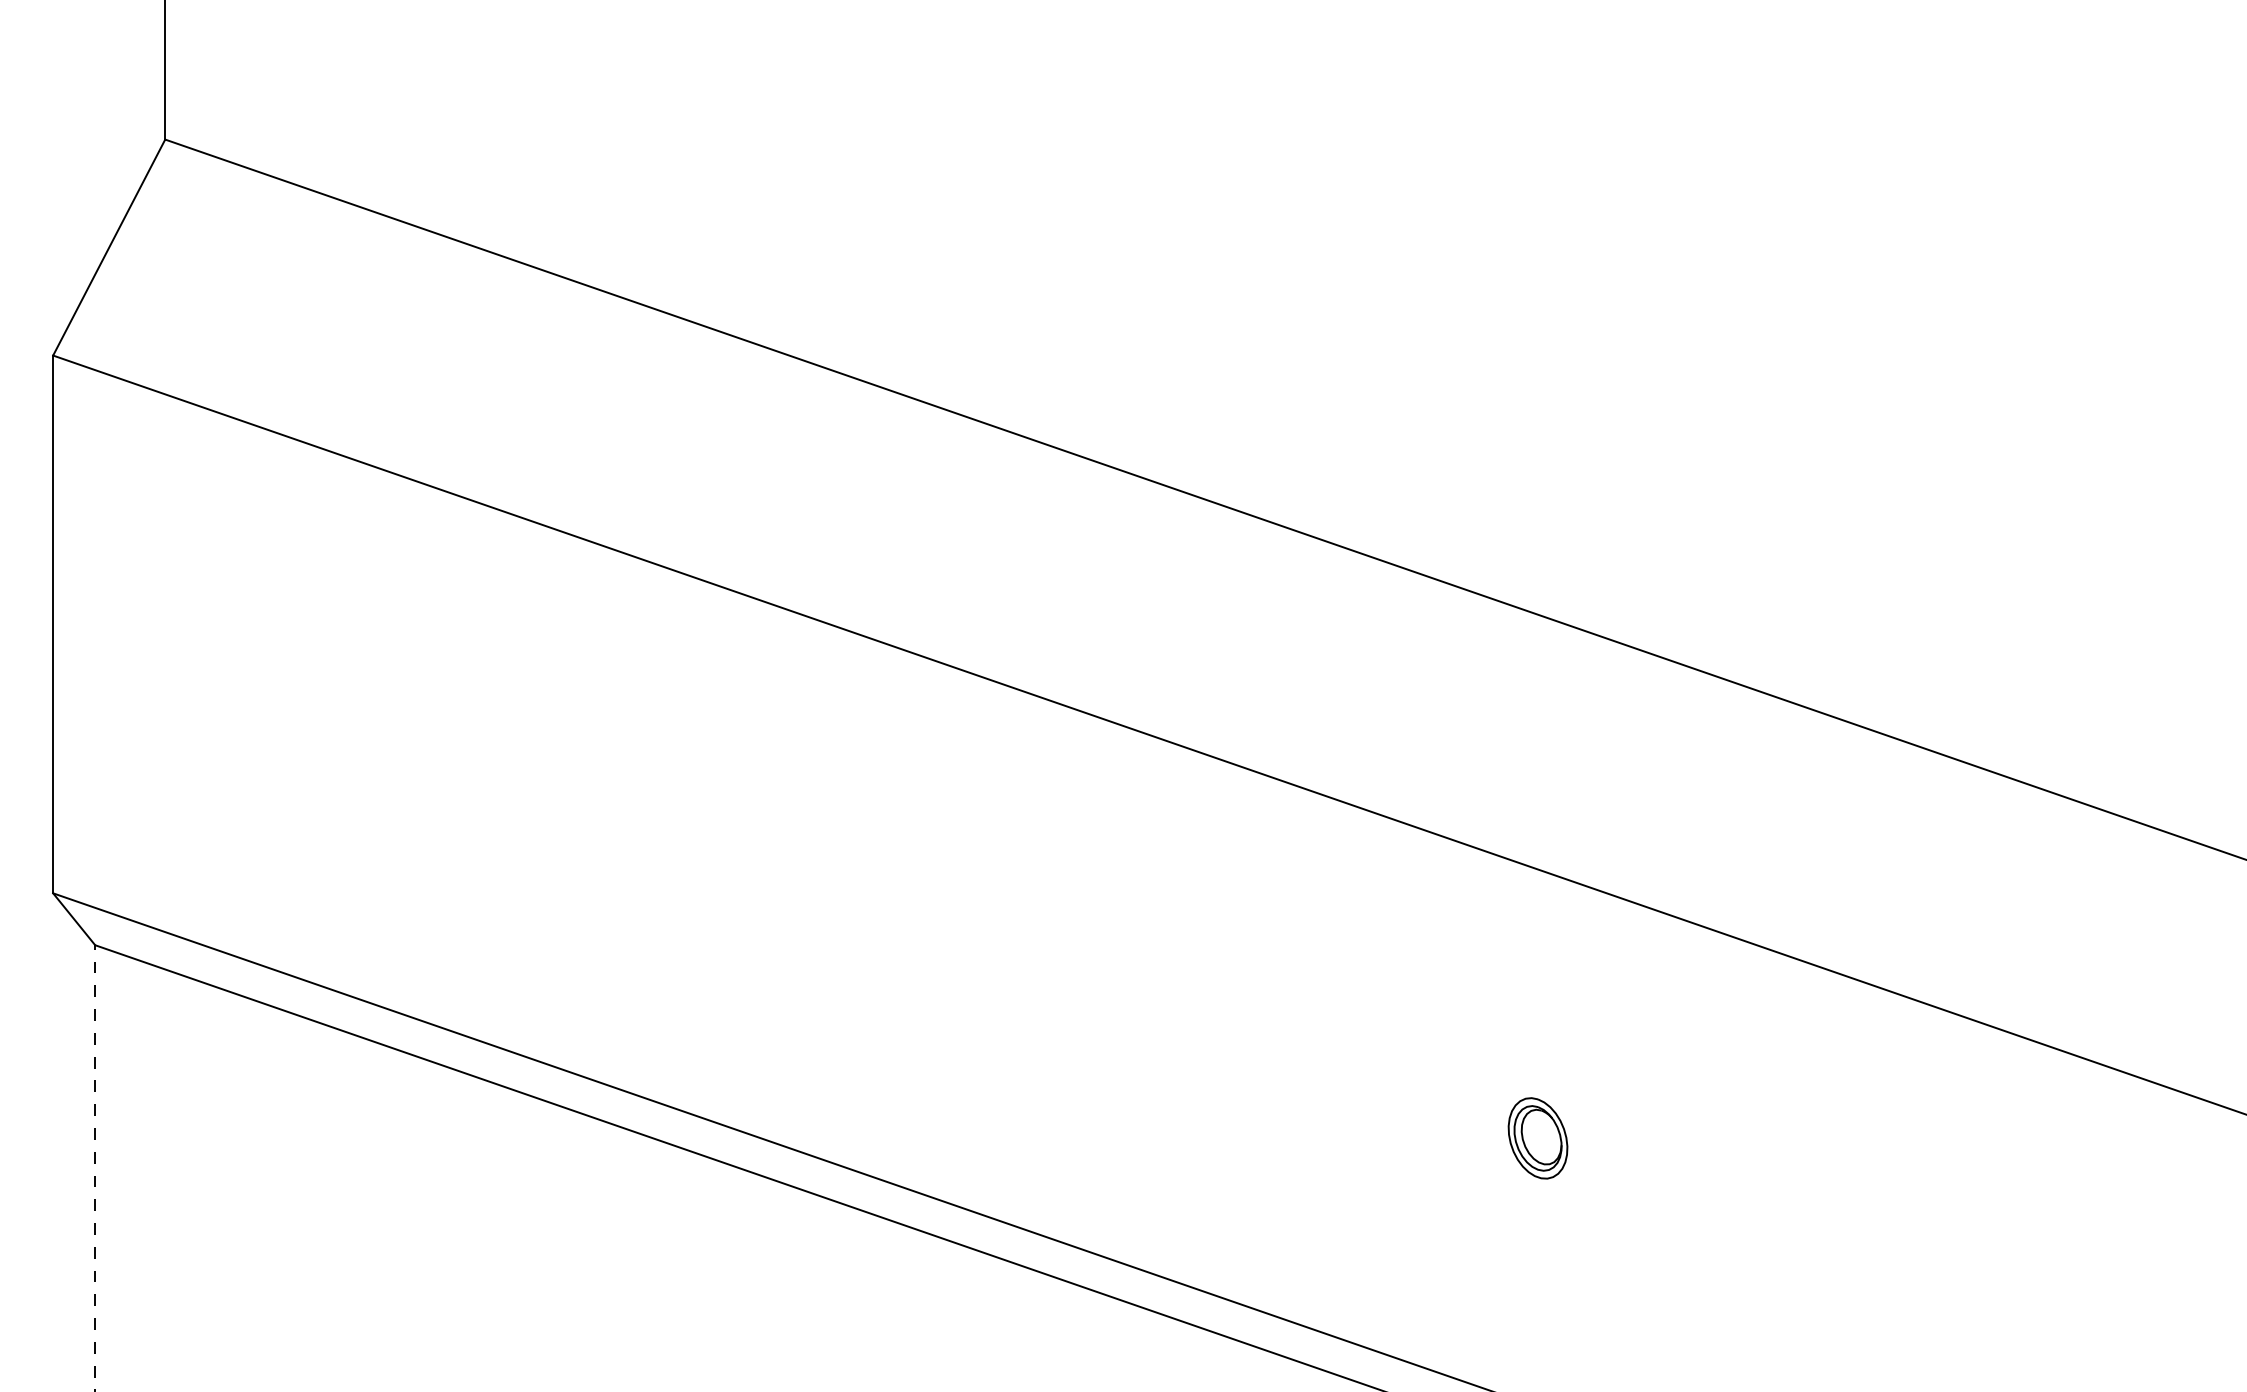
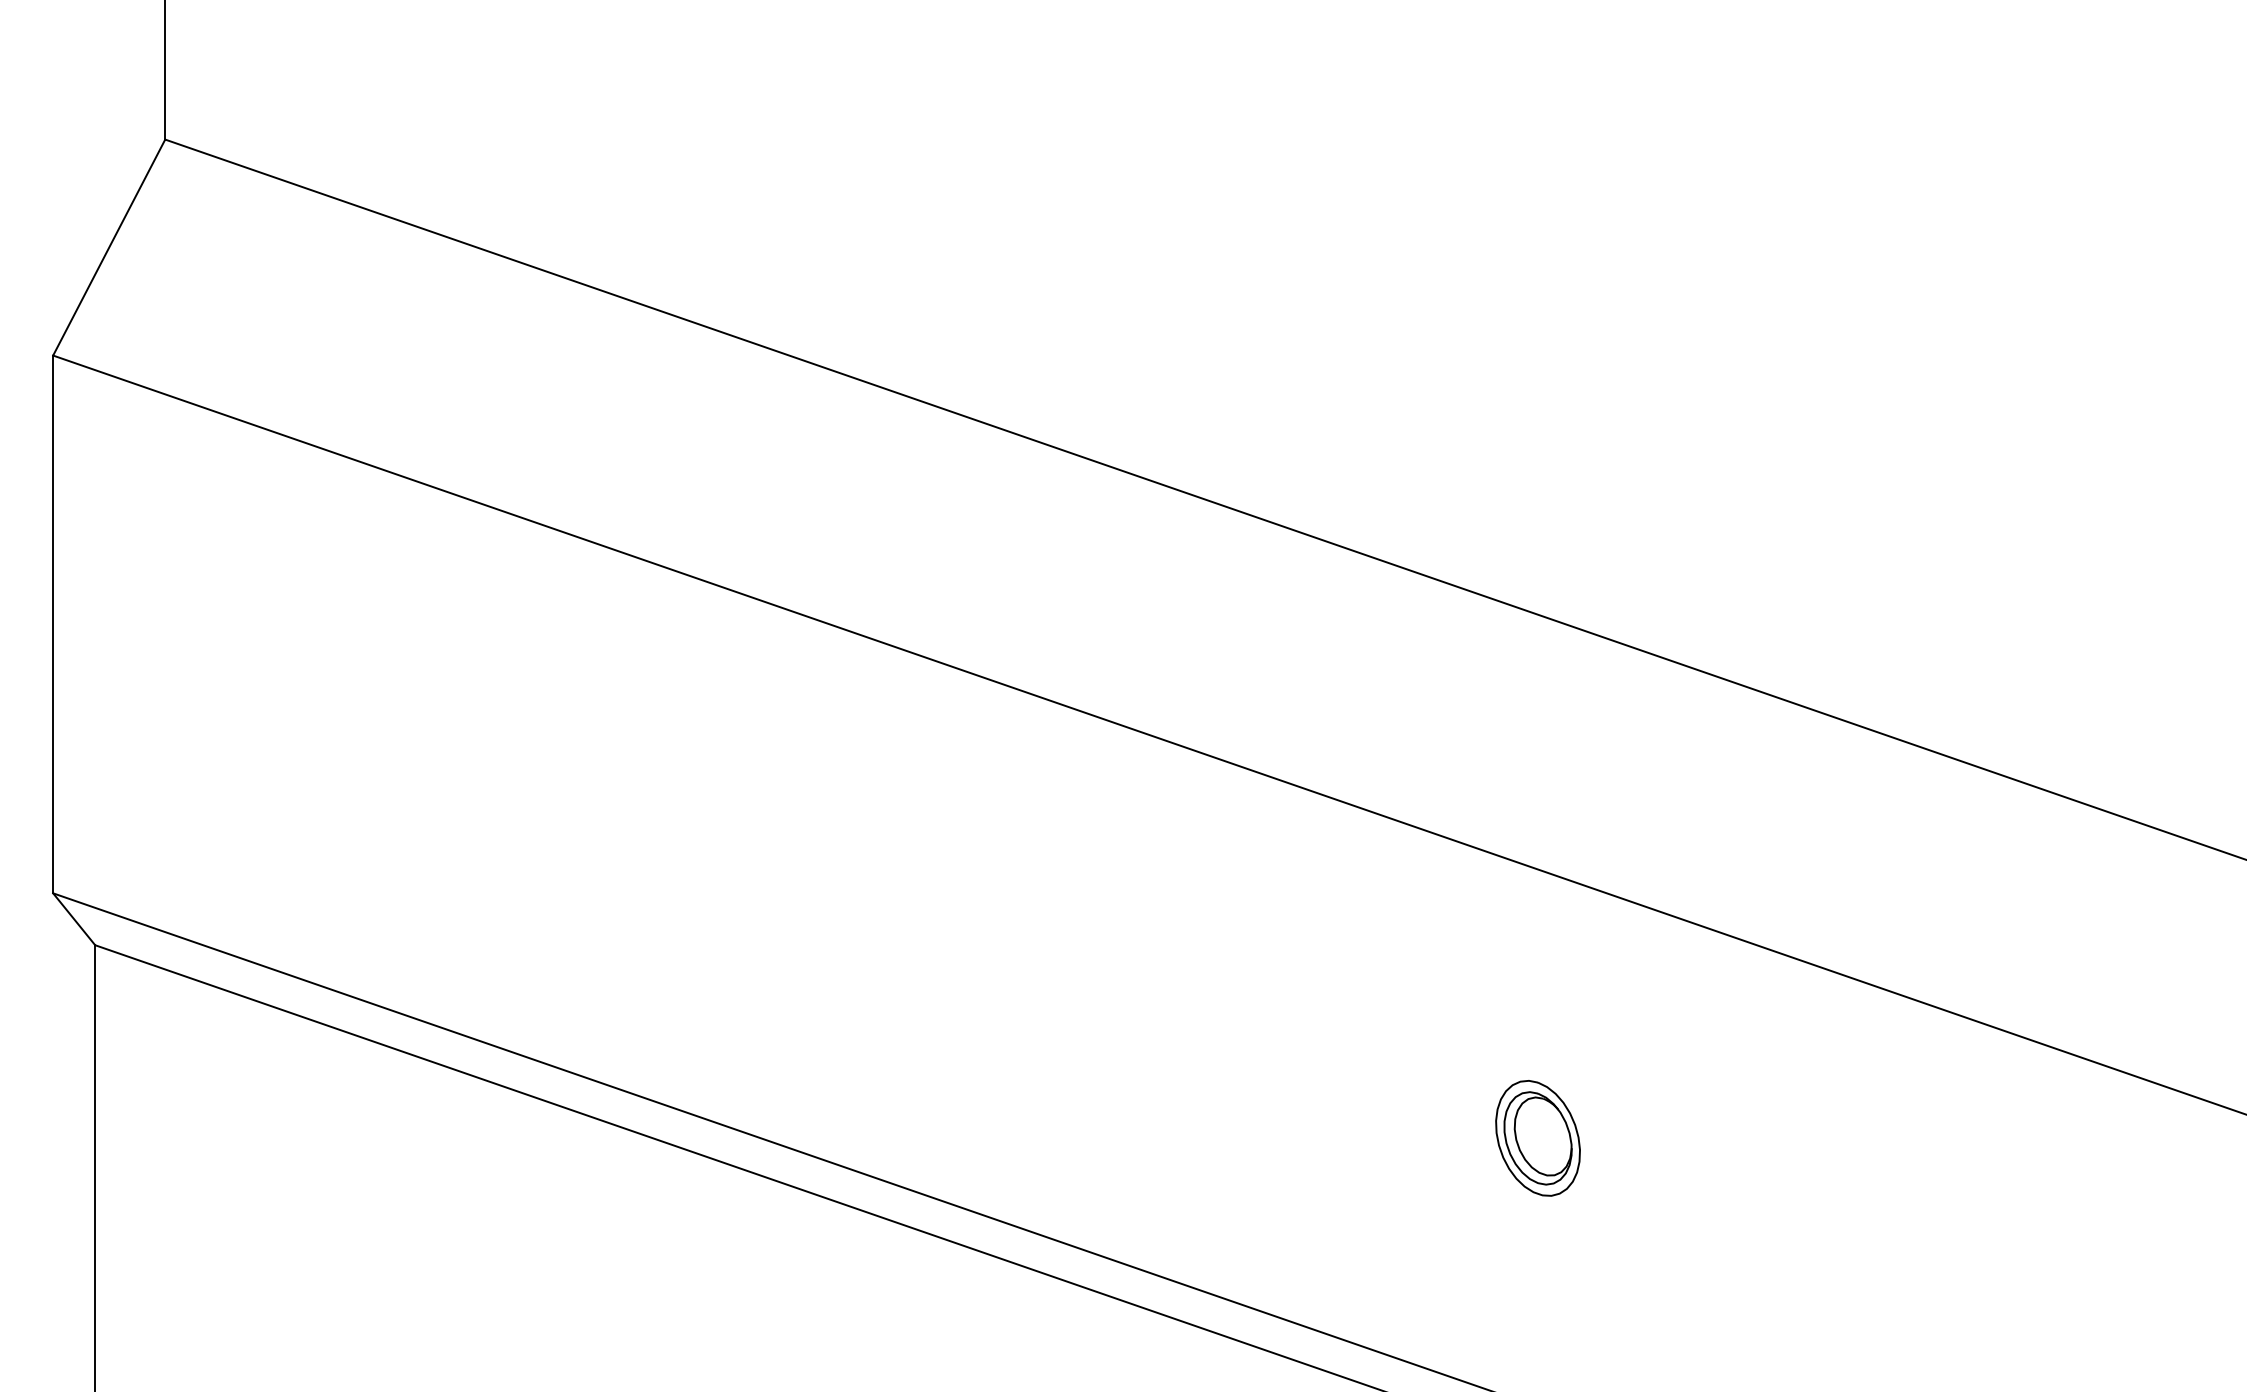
part size: 62x83 px -> 86x117 px (1537, 1138)
line: dashed -> solid (95, 1168)
